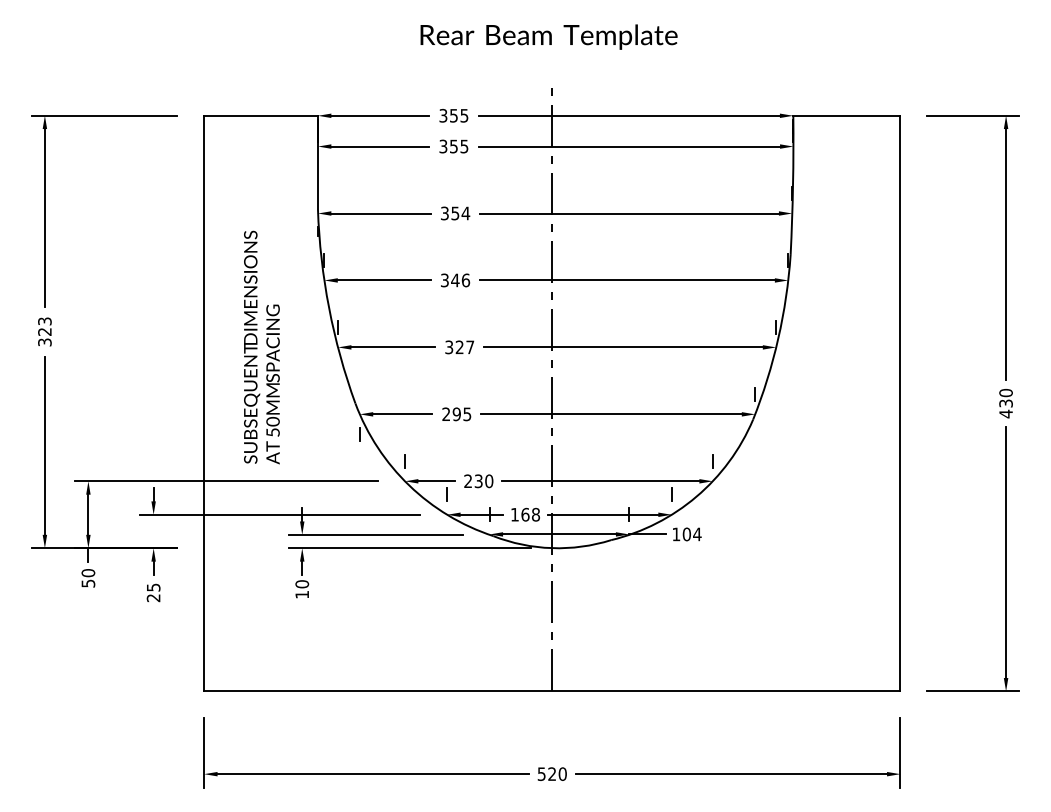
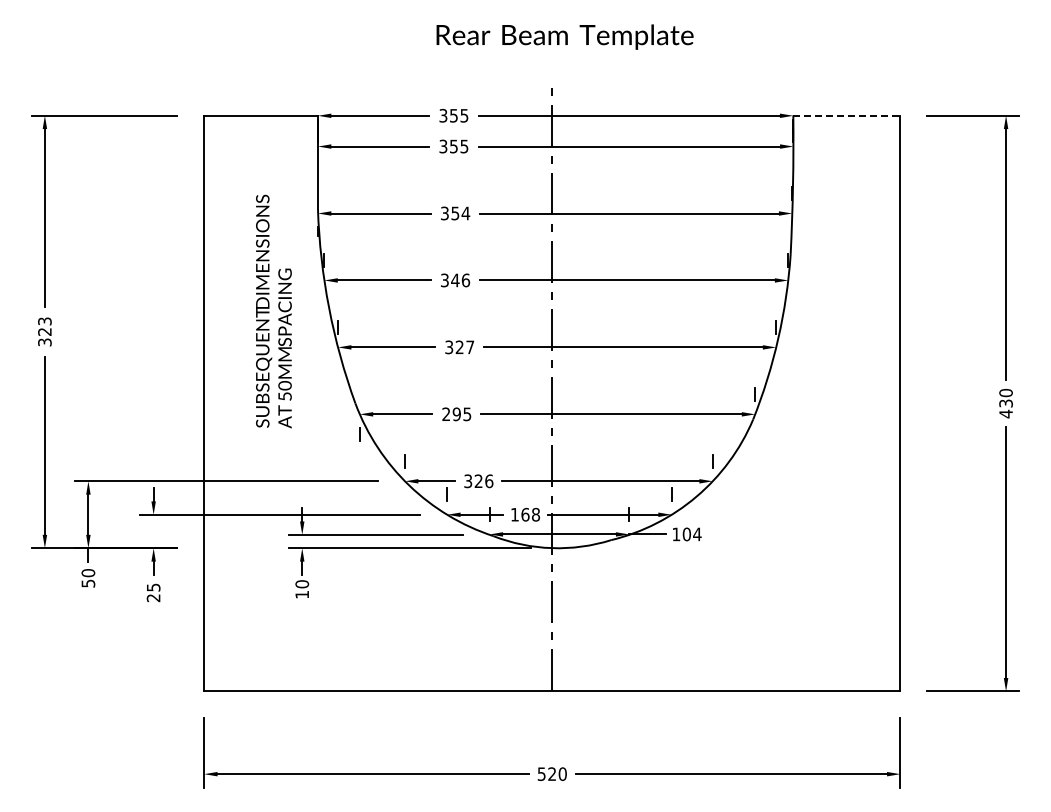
text position: (548, 36) -> (564, 36) (564, 36)
line: solid -> dashed (846, 115)
text position: (261, 347) -> (273, 311) (273, 311)
text: 230 -> 326 (478, 481)
